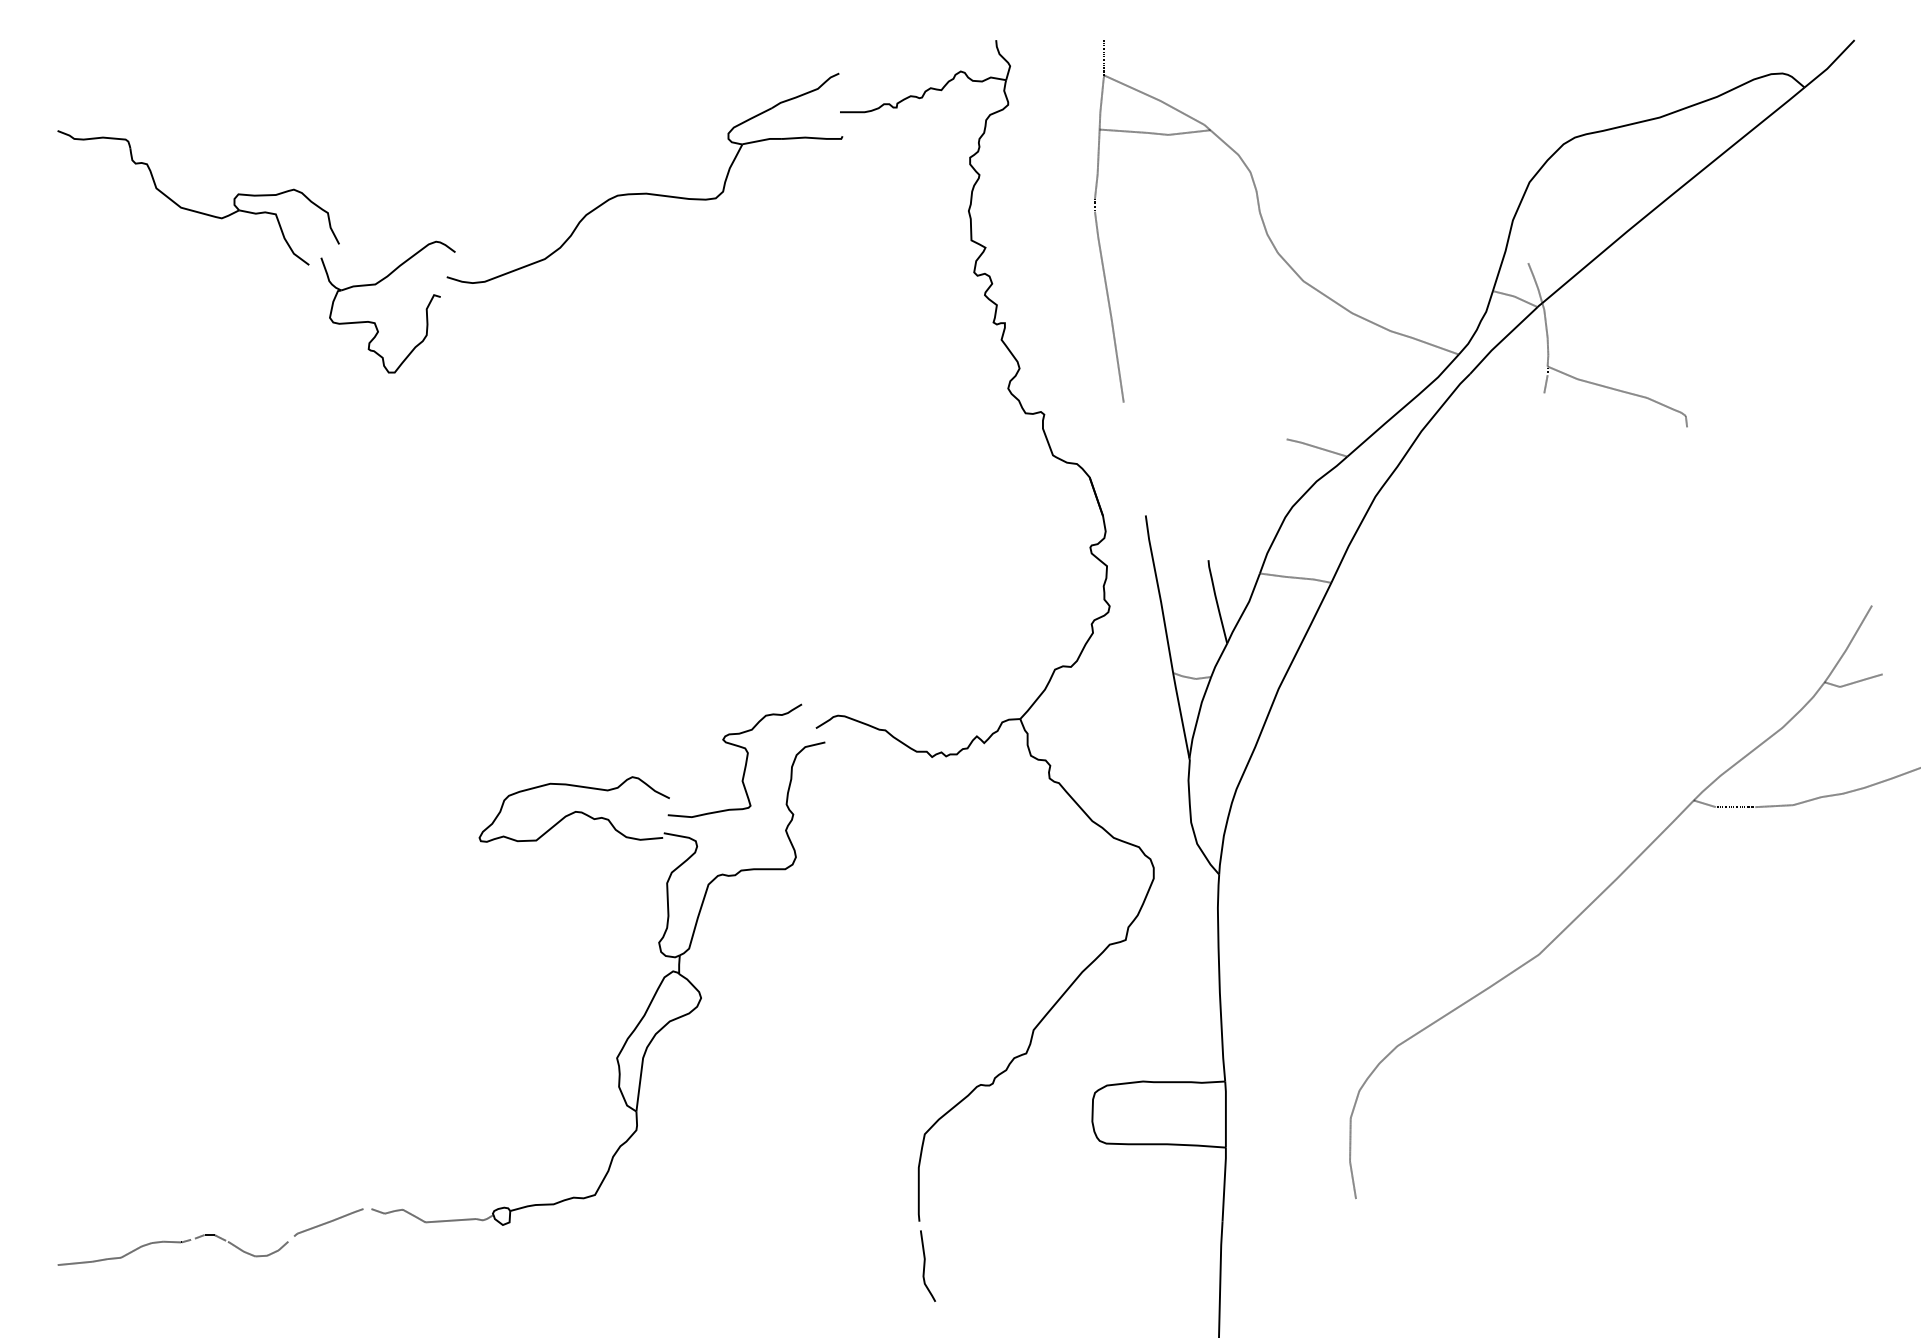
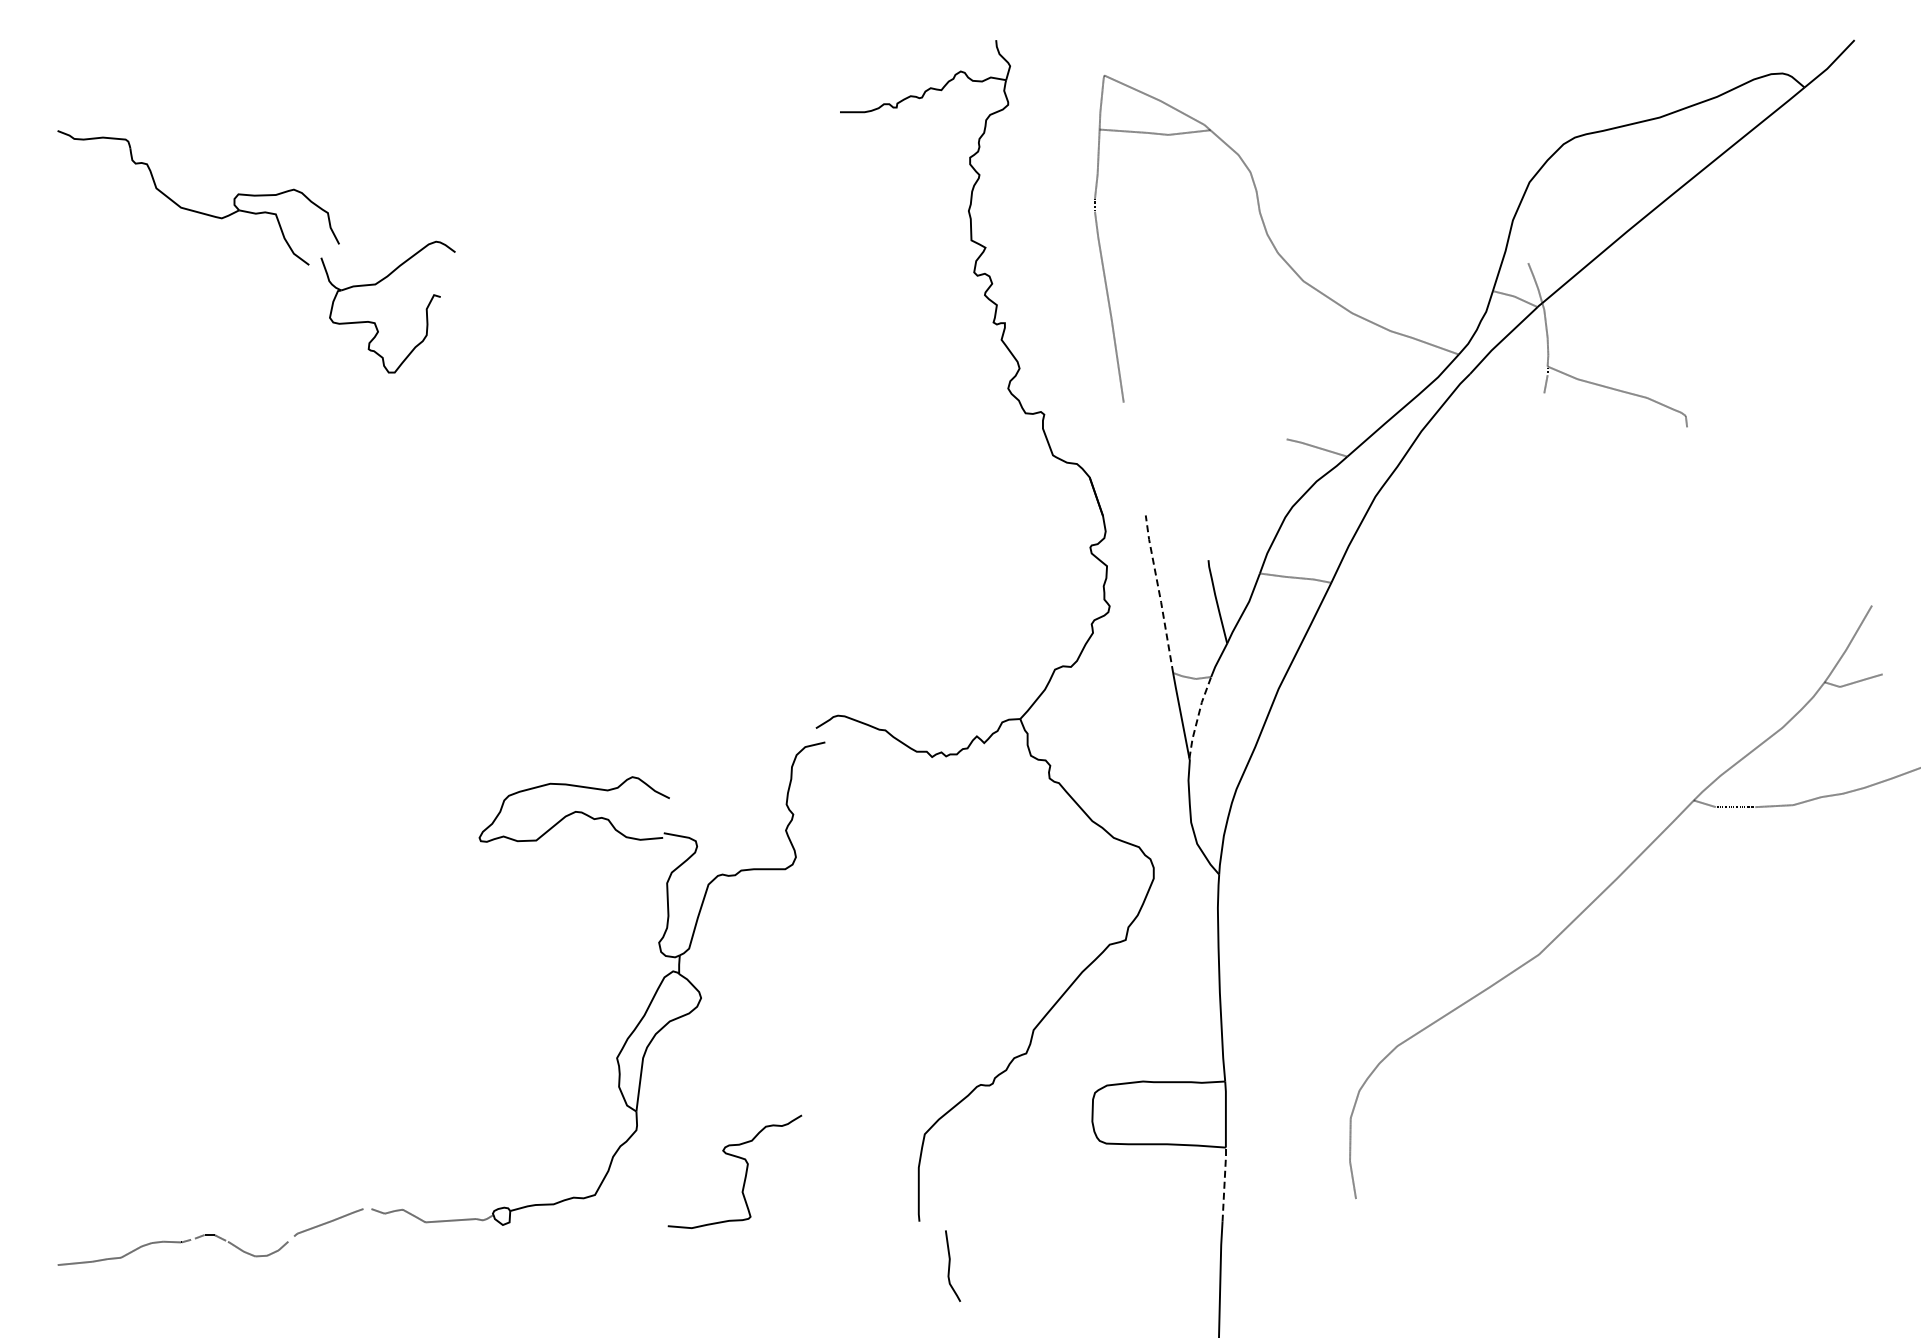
line: present -> none (1104, 57)
part: present -> none (644, 192)
line: solid -> dashed (1159, 593)
line: solid -> dashed (1198, 716)
curve position: (745, 760) -> (745, 1171) (745, 1171)
line: solid -> dashed (1224, 1184)
curve position: (925, 1265) -> (950, 1265) (950, 1265)
